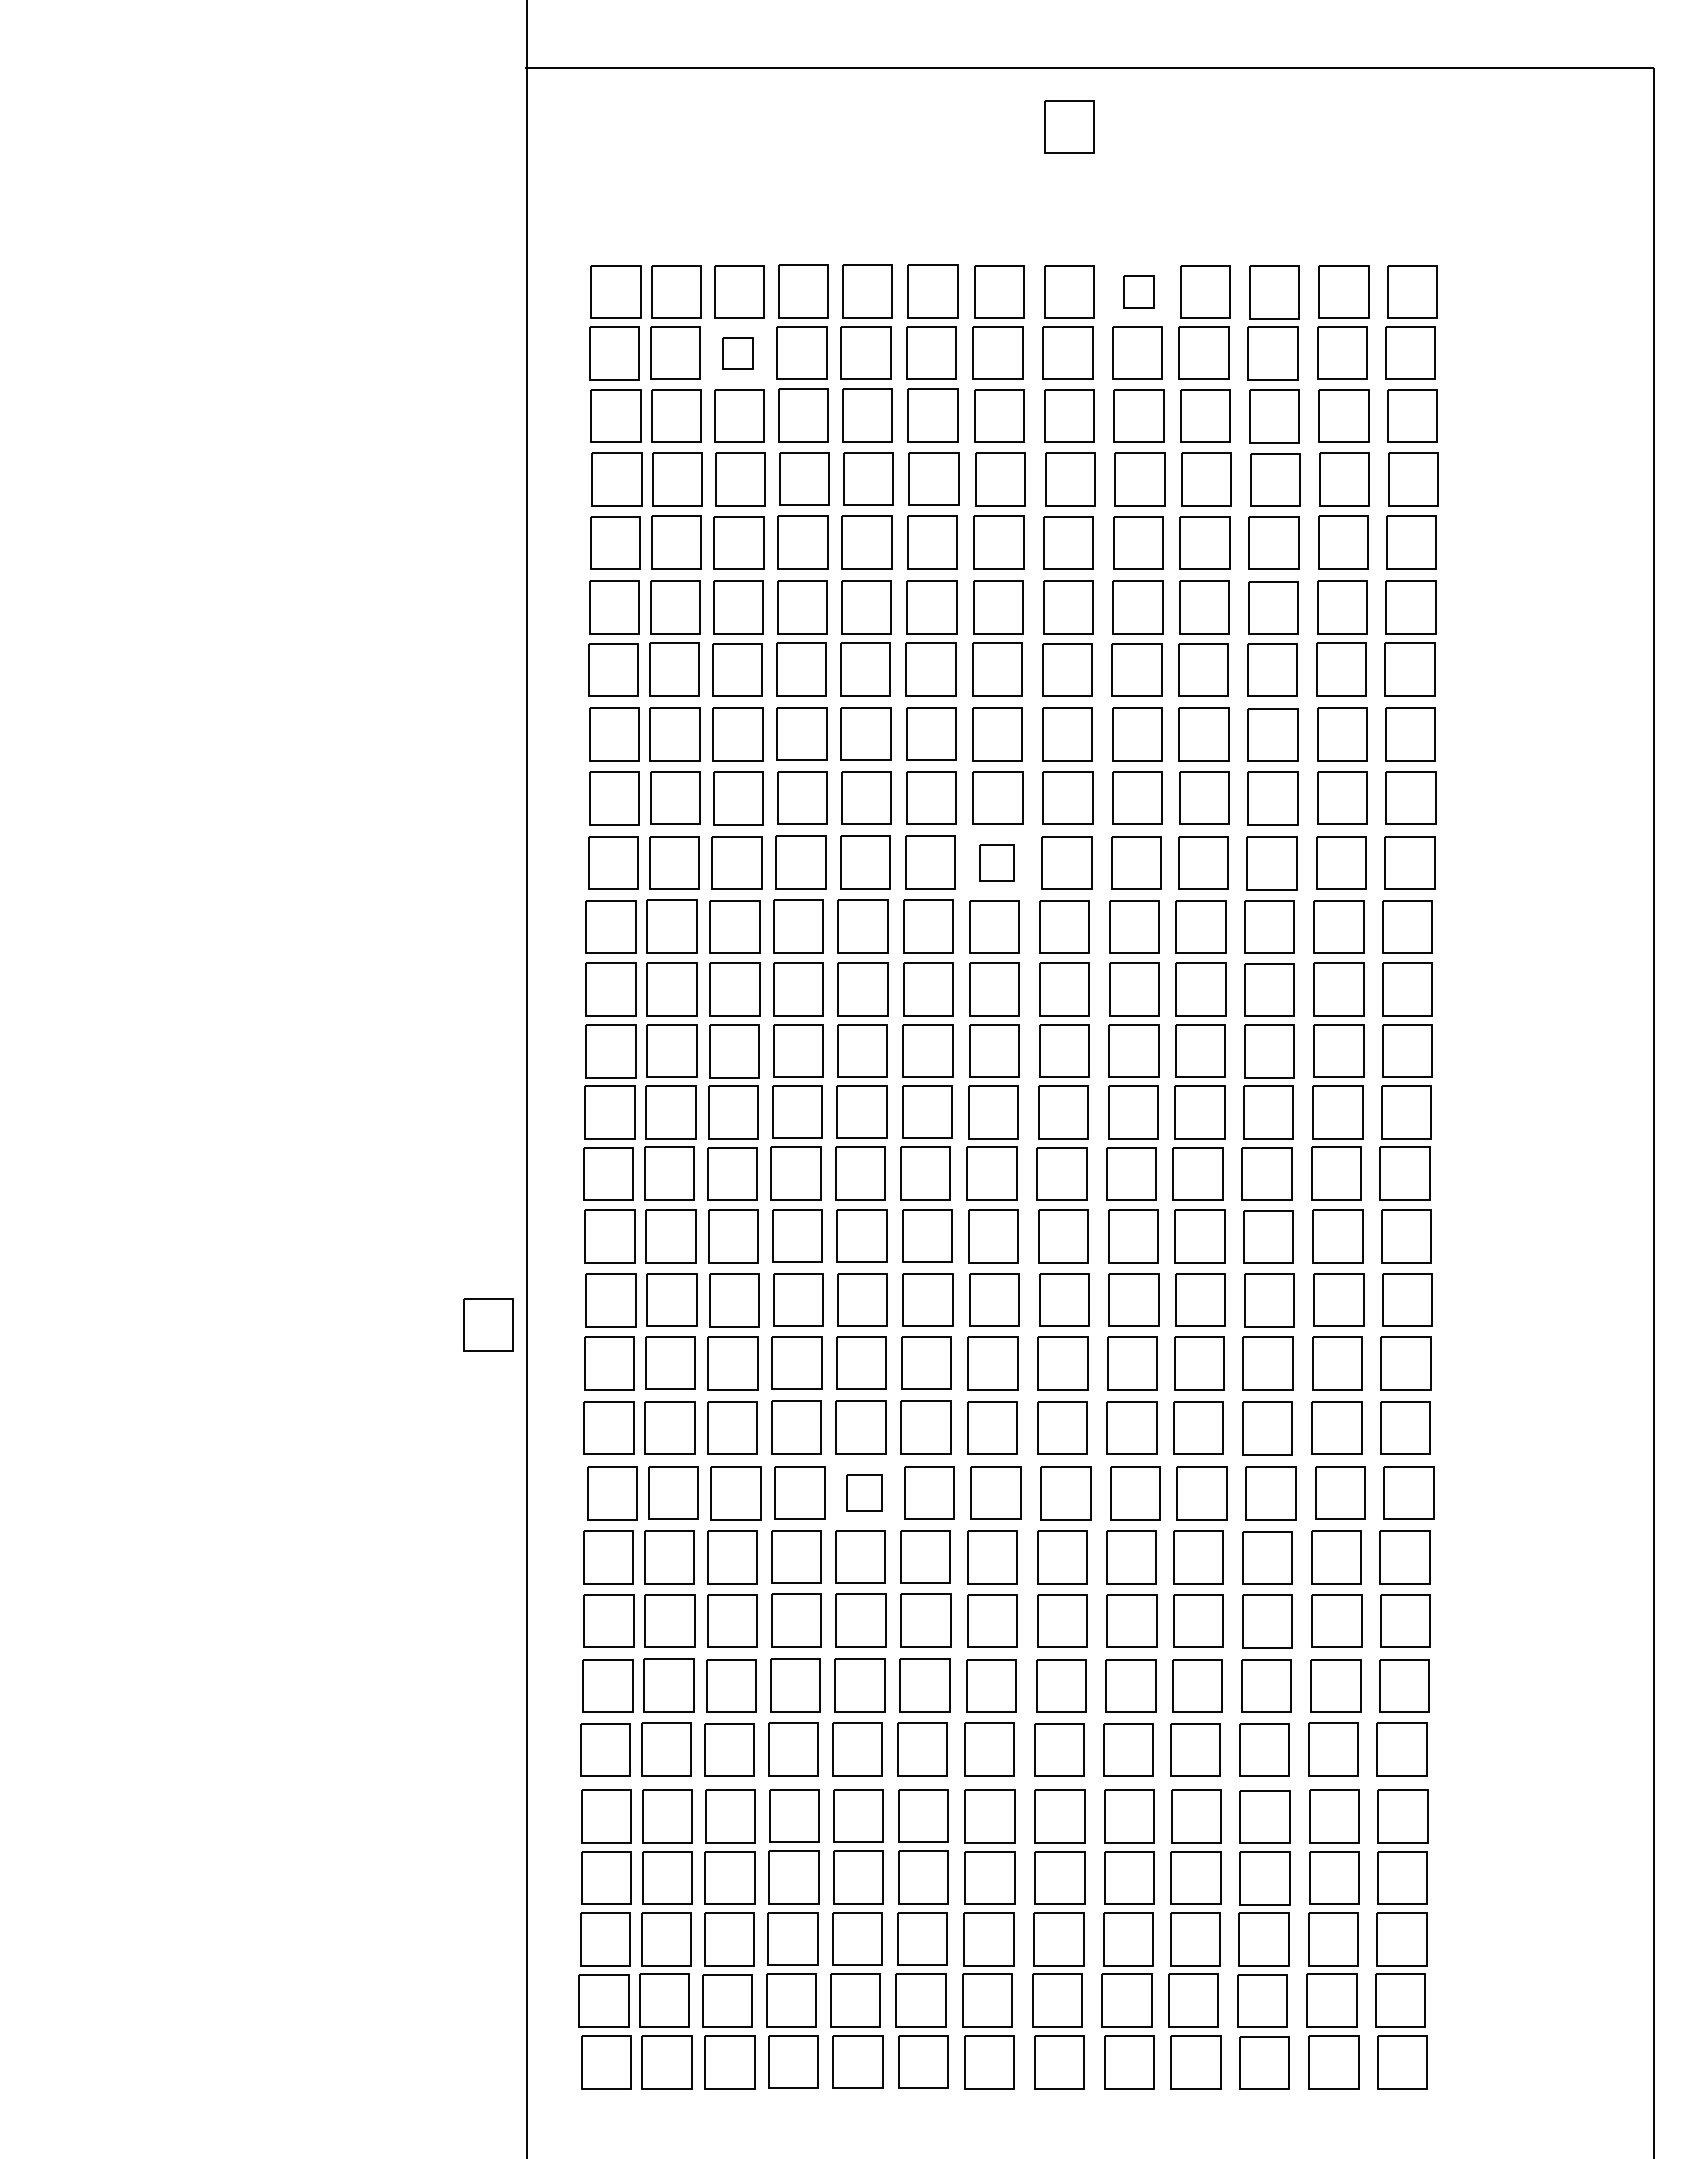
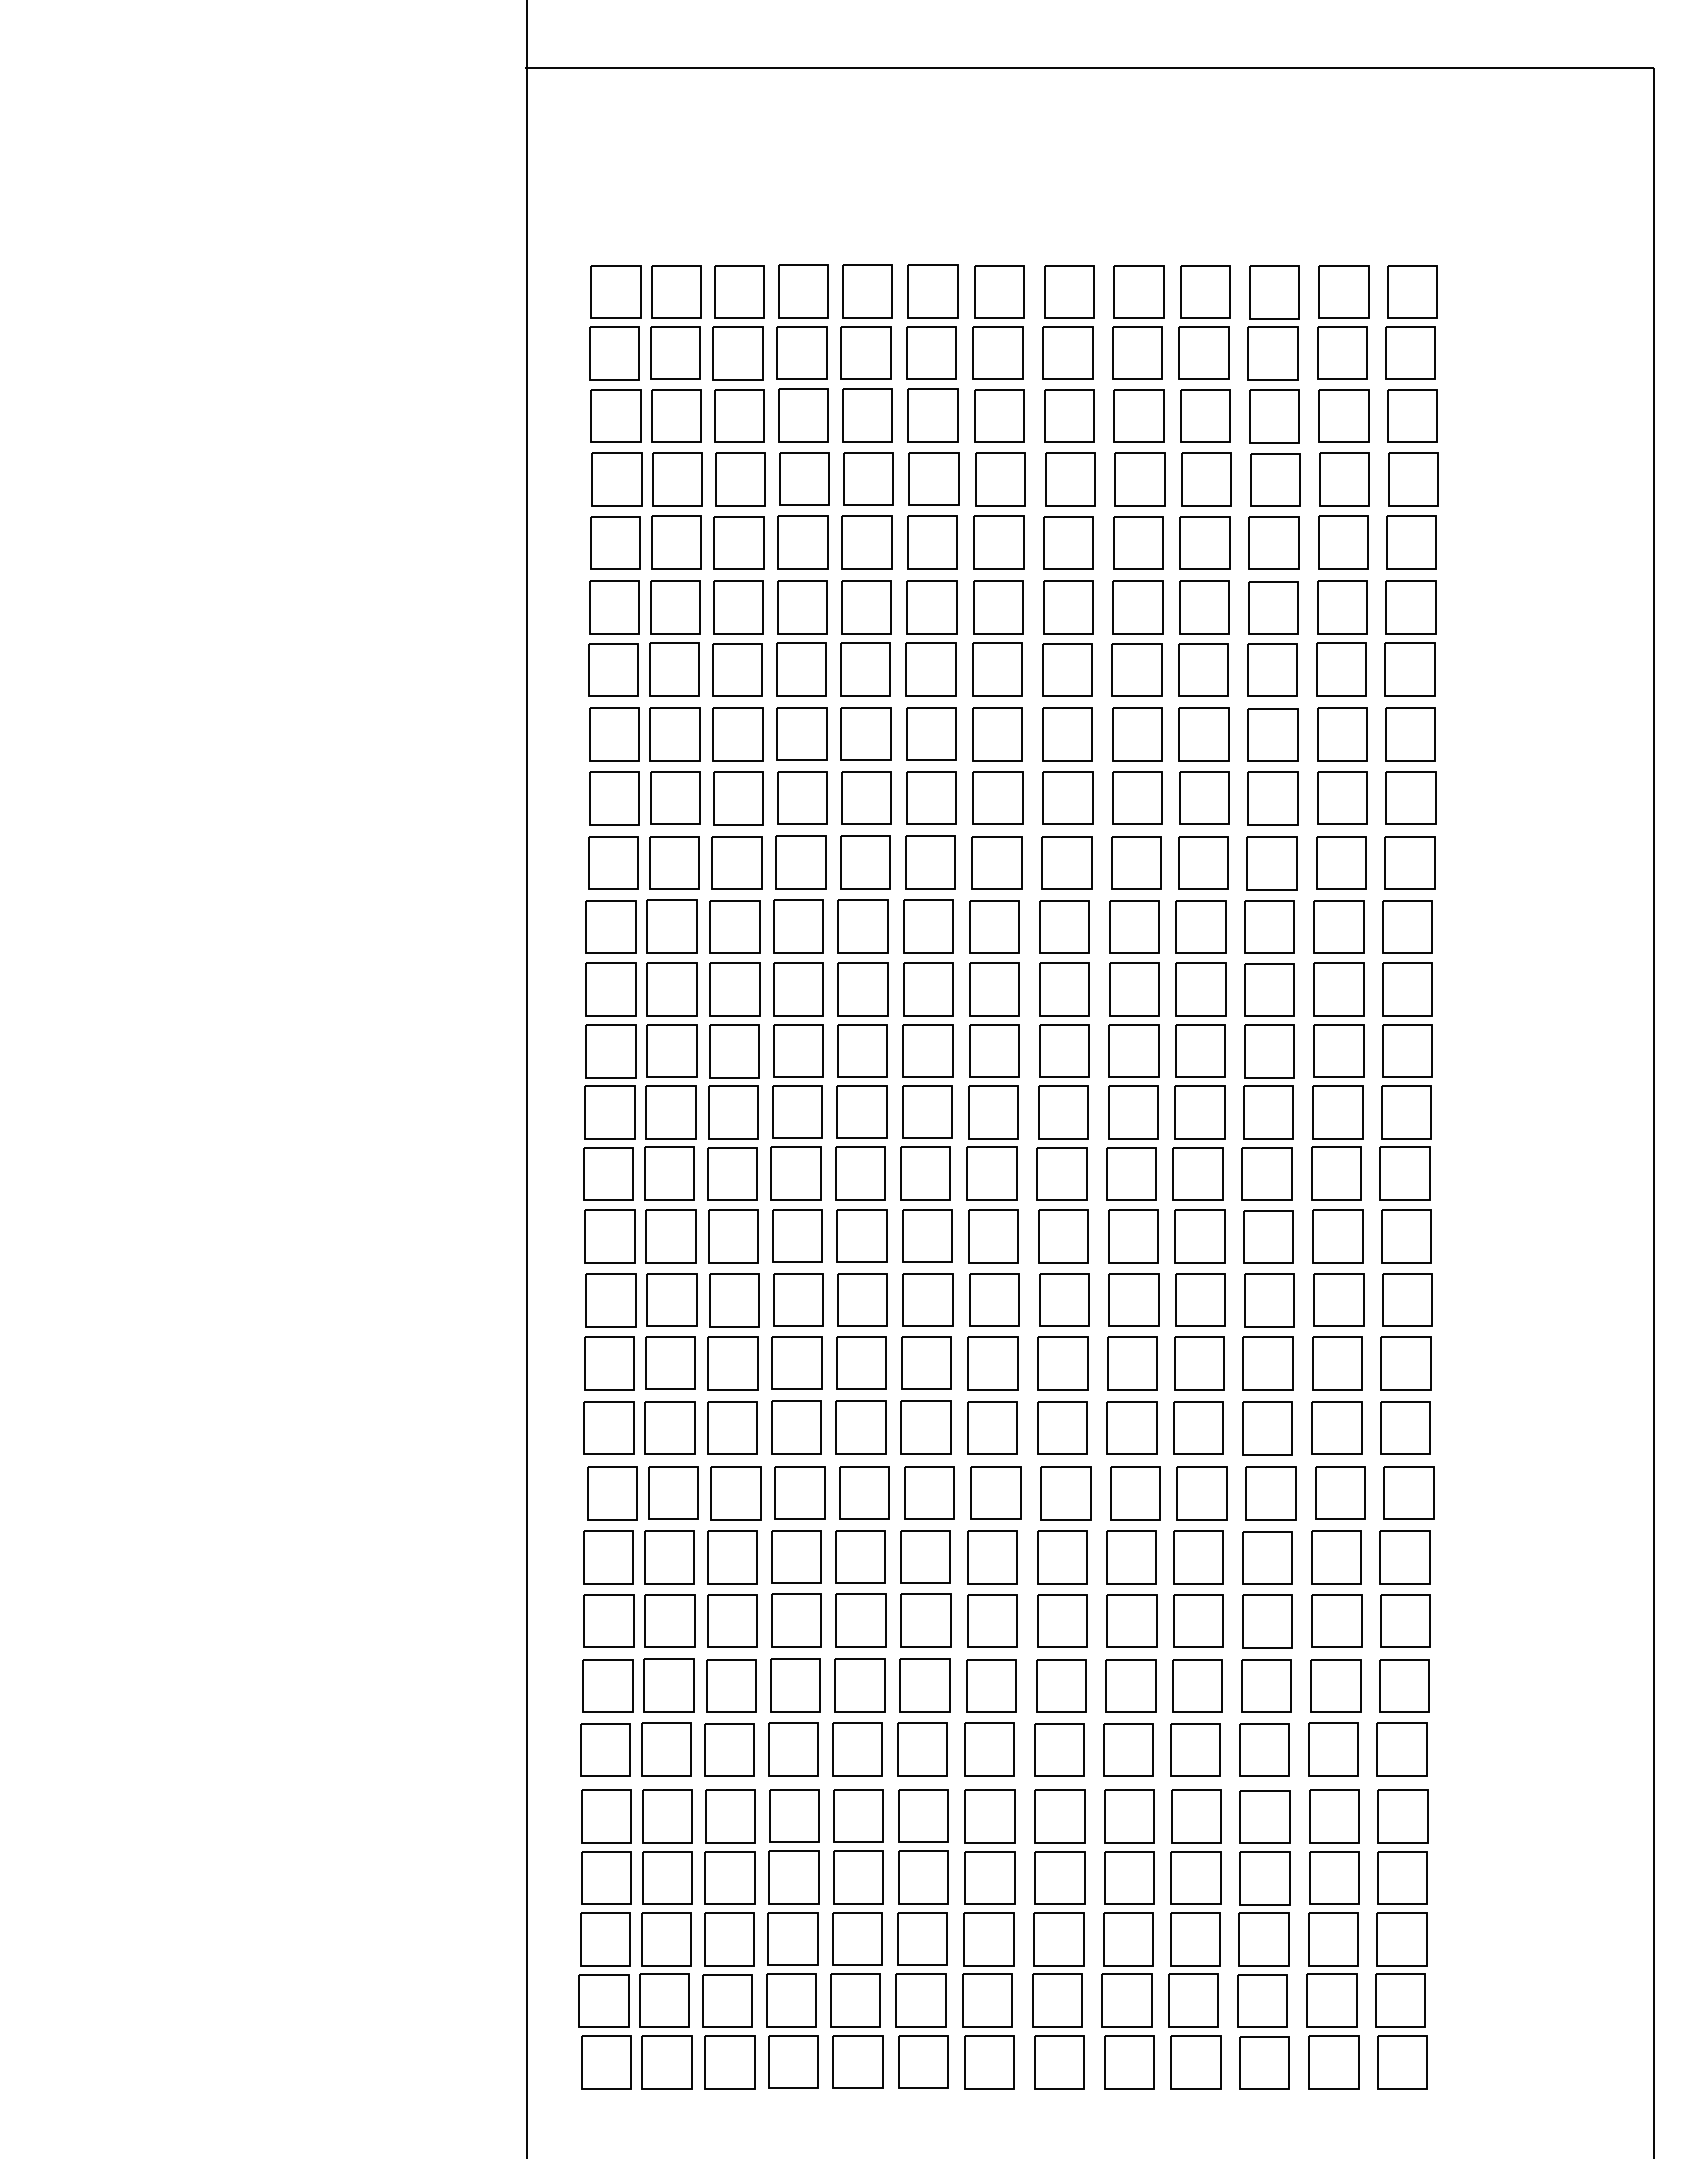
part: present -> none (1069, 126)
part size: 32x34 px -> 52x54 px (1138, 291)
part size: 32x33 px -> 52x55 px (737, 353)
part size: 36x38 px -> 52x54 px (996, 862)
part: present -> none (488, 1324)
part size: 37x38 px -> 51x54 px (864, 1492)
